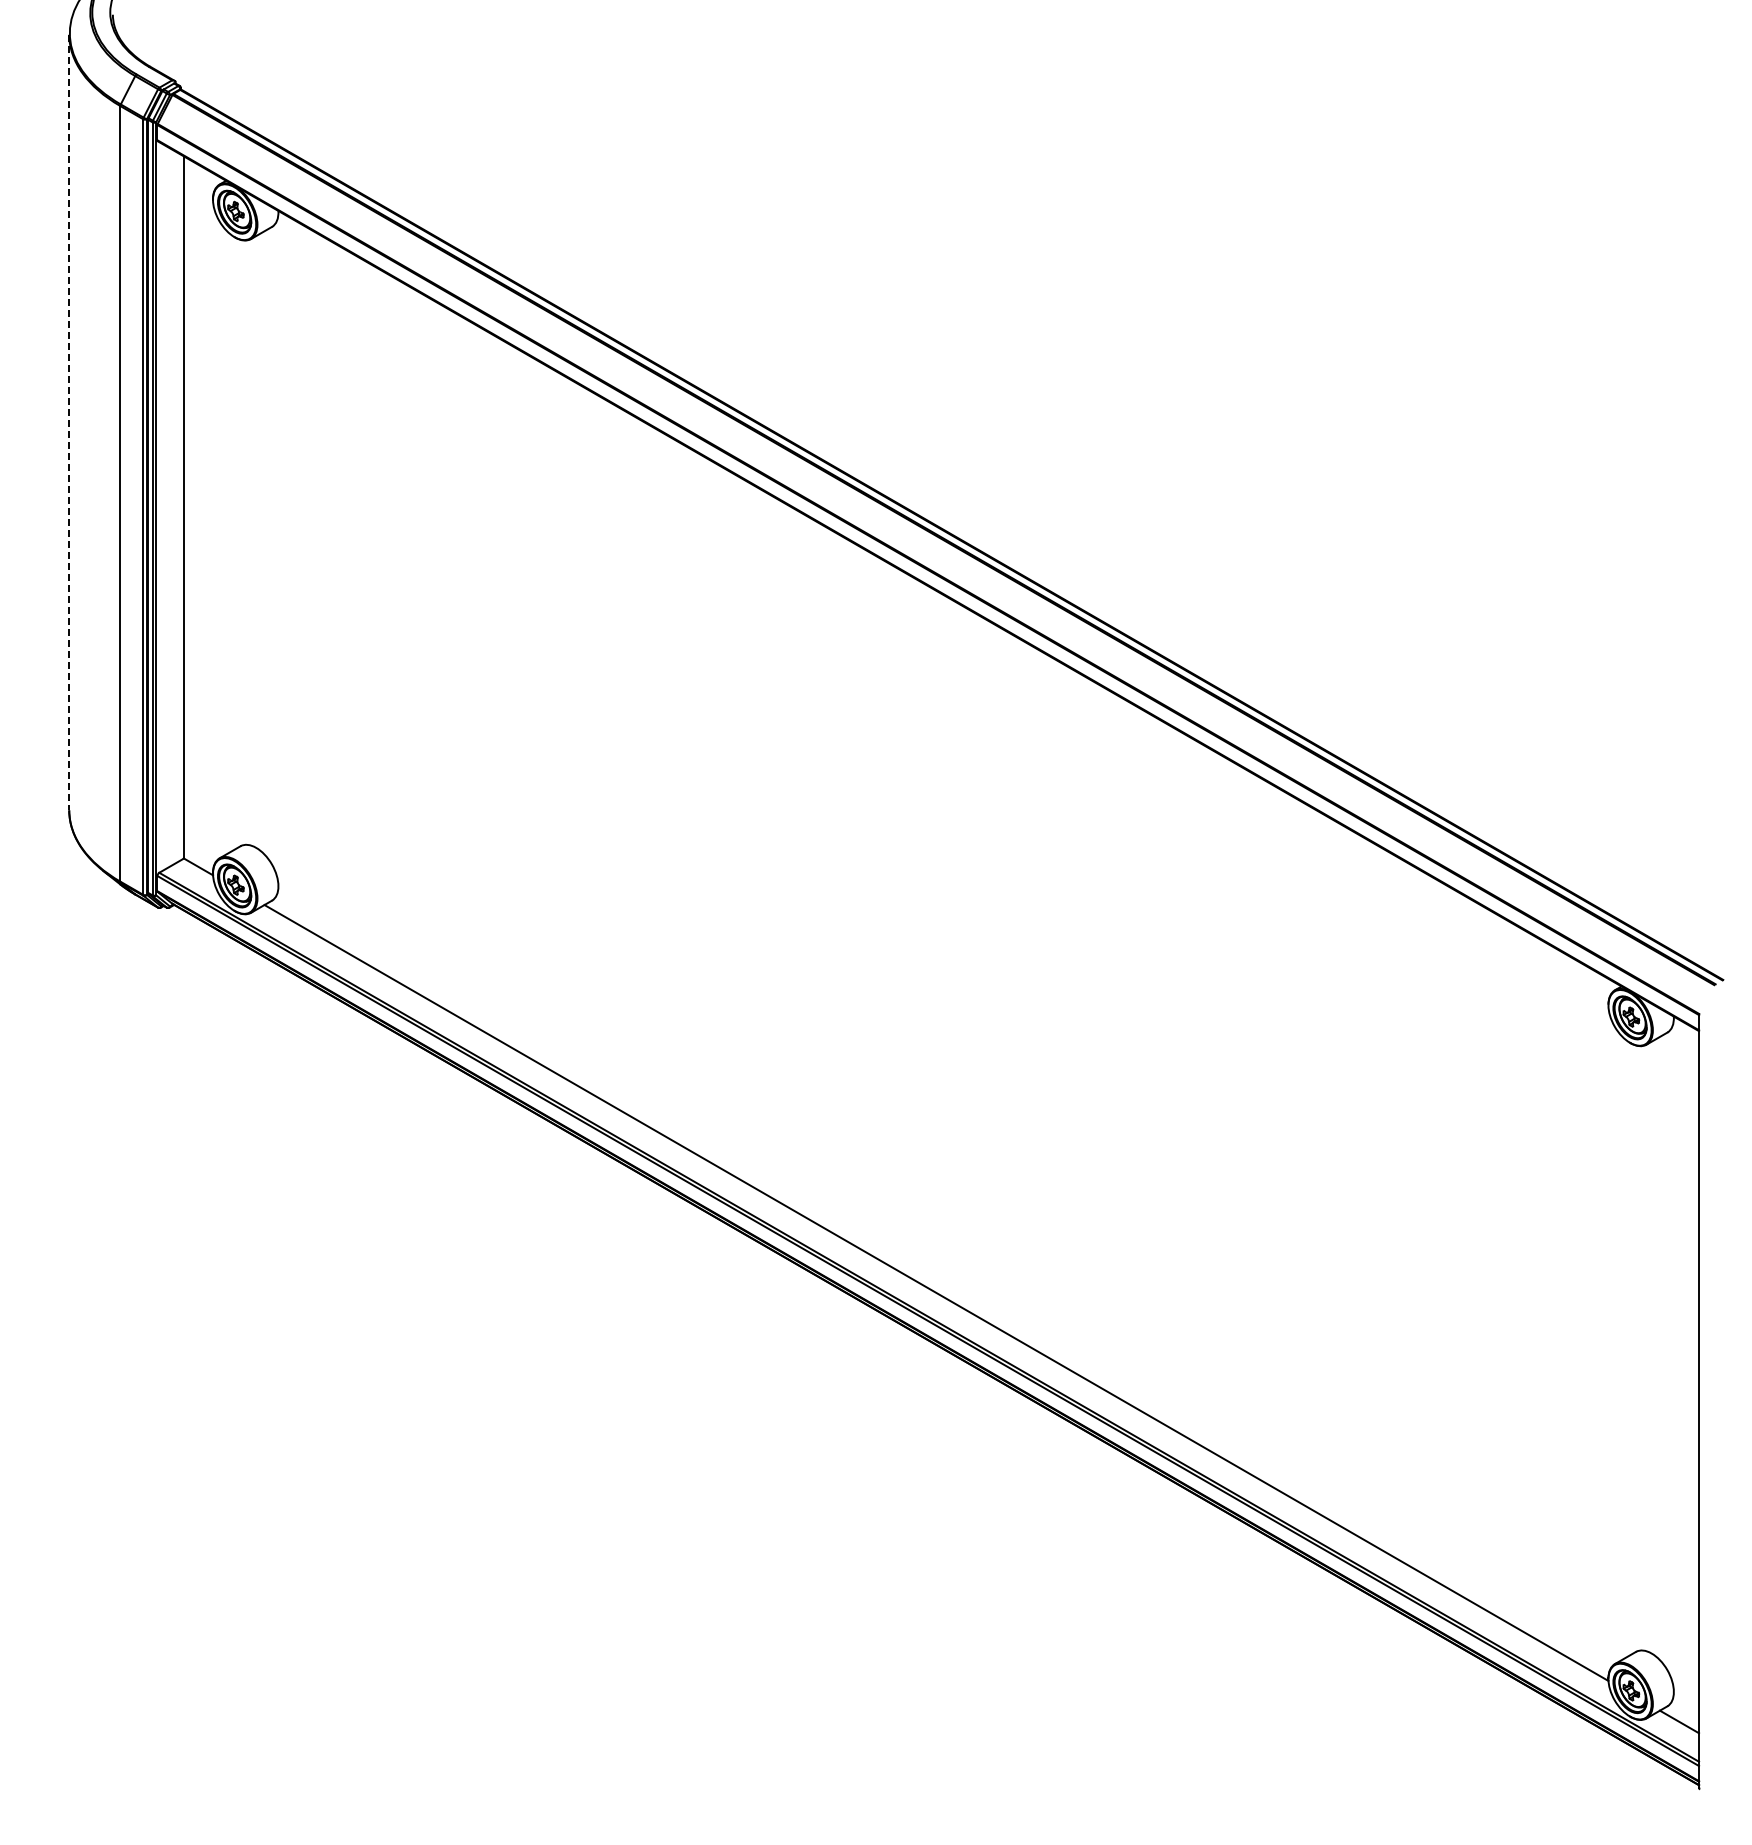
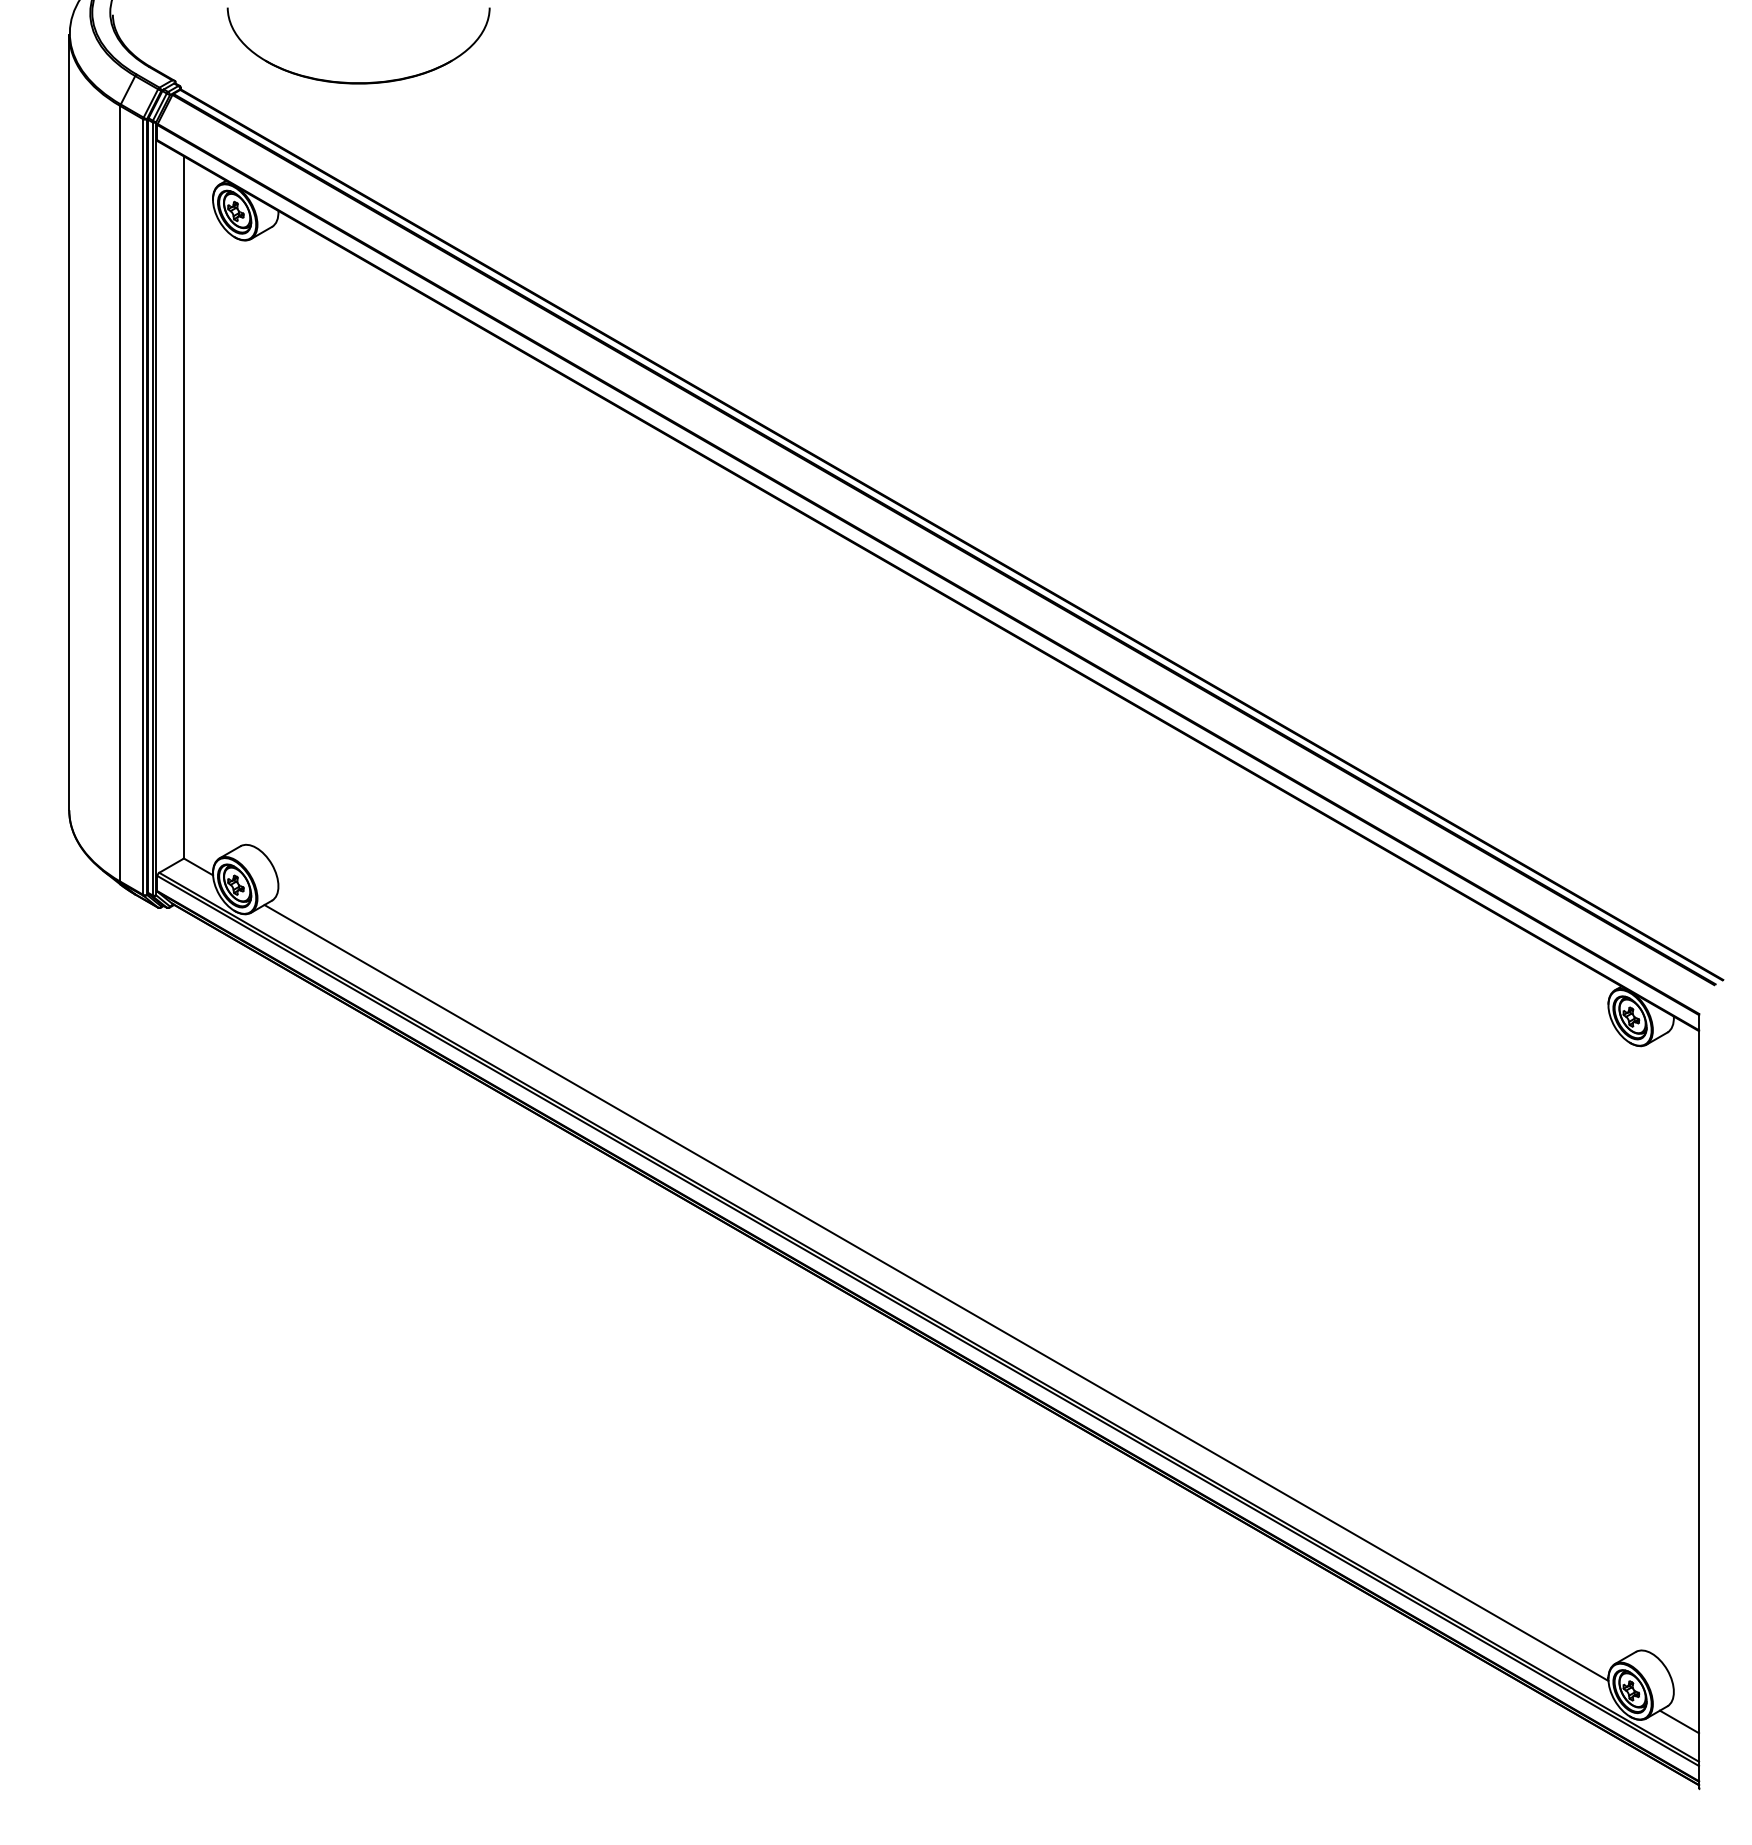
part: none -> present (358, 82)
line: dashed -> solid (69, 422)
